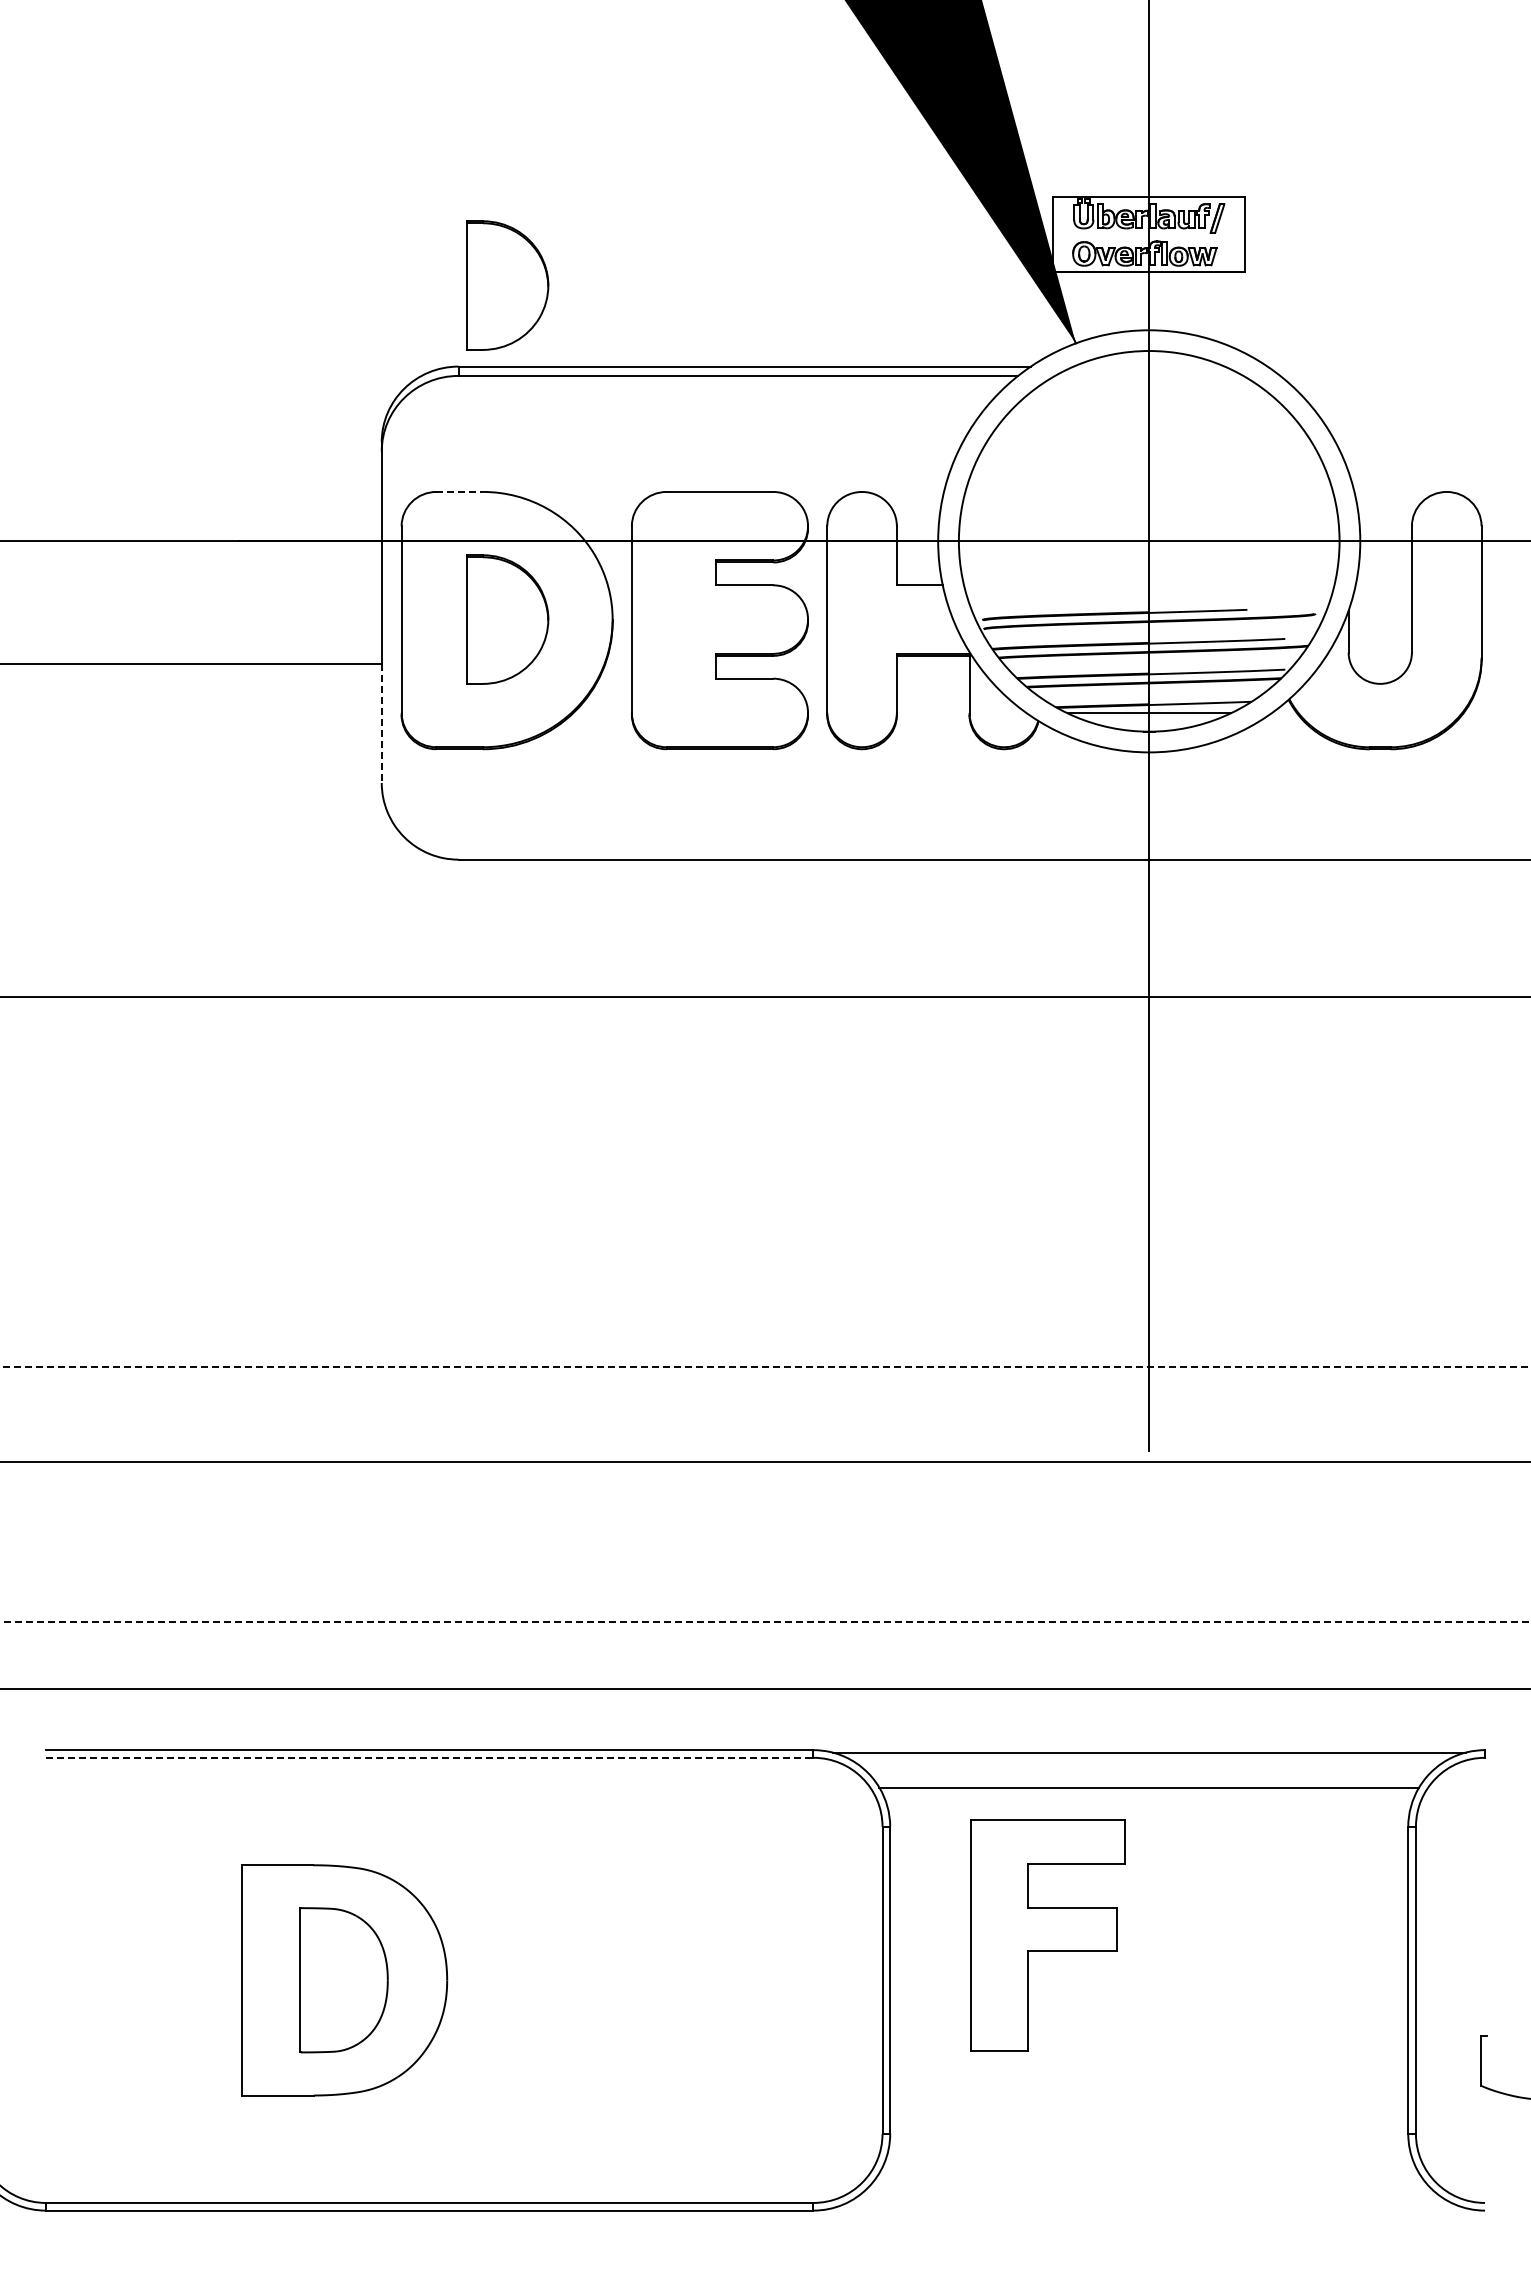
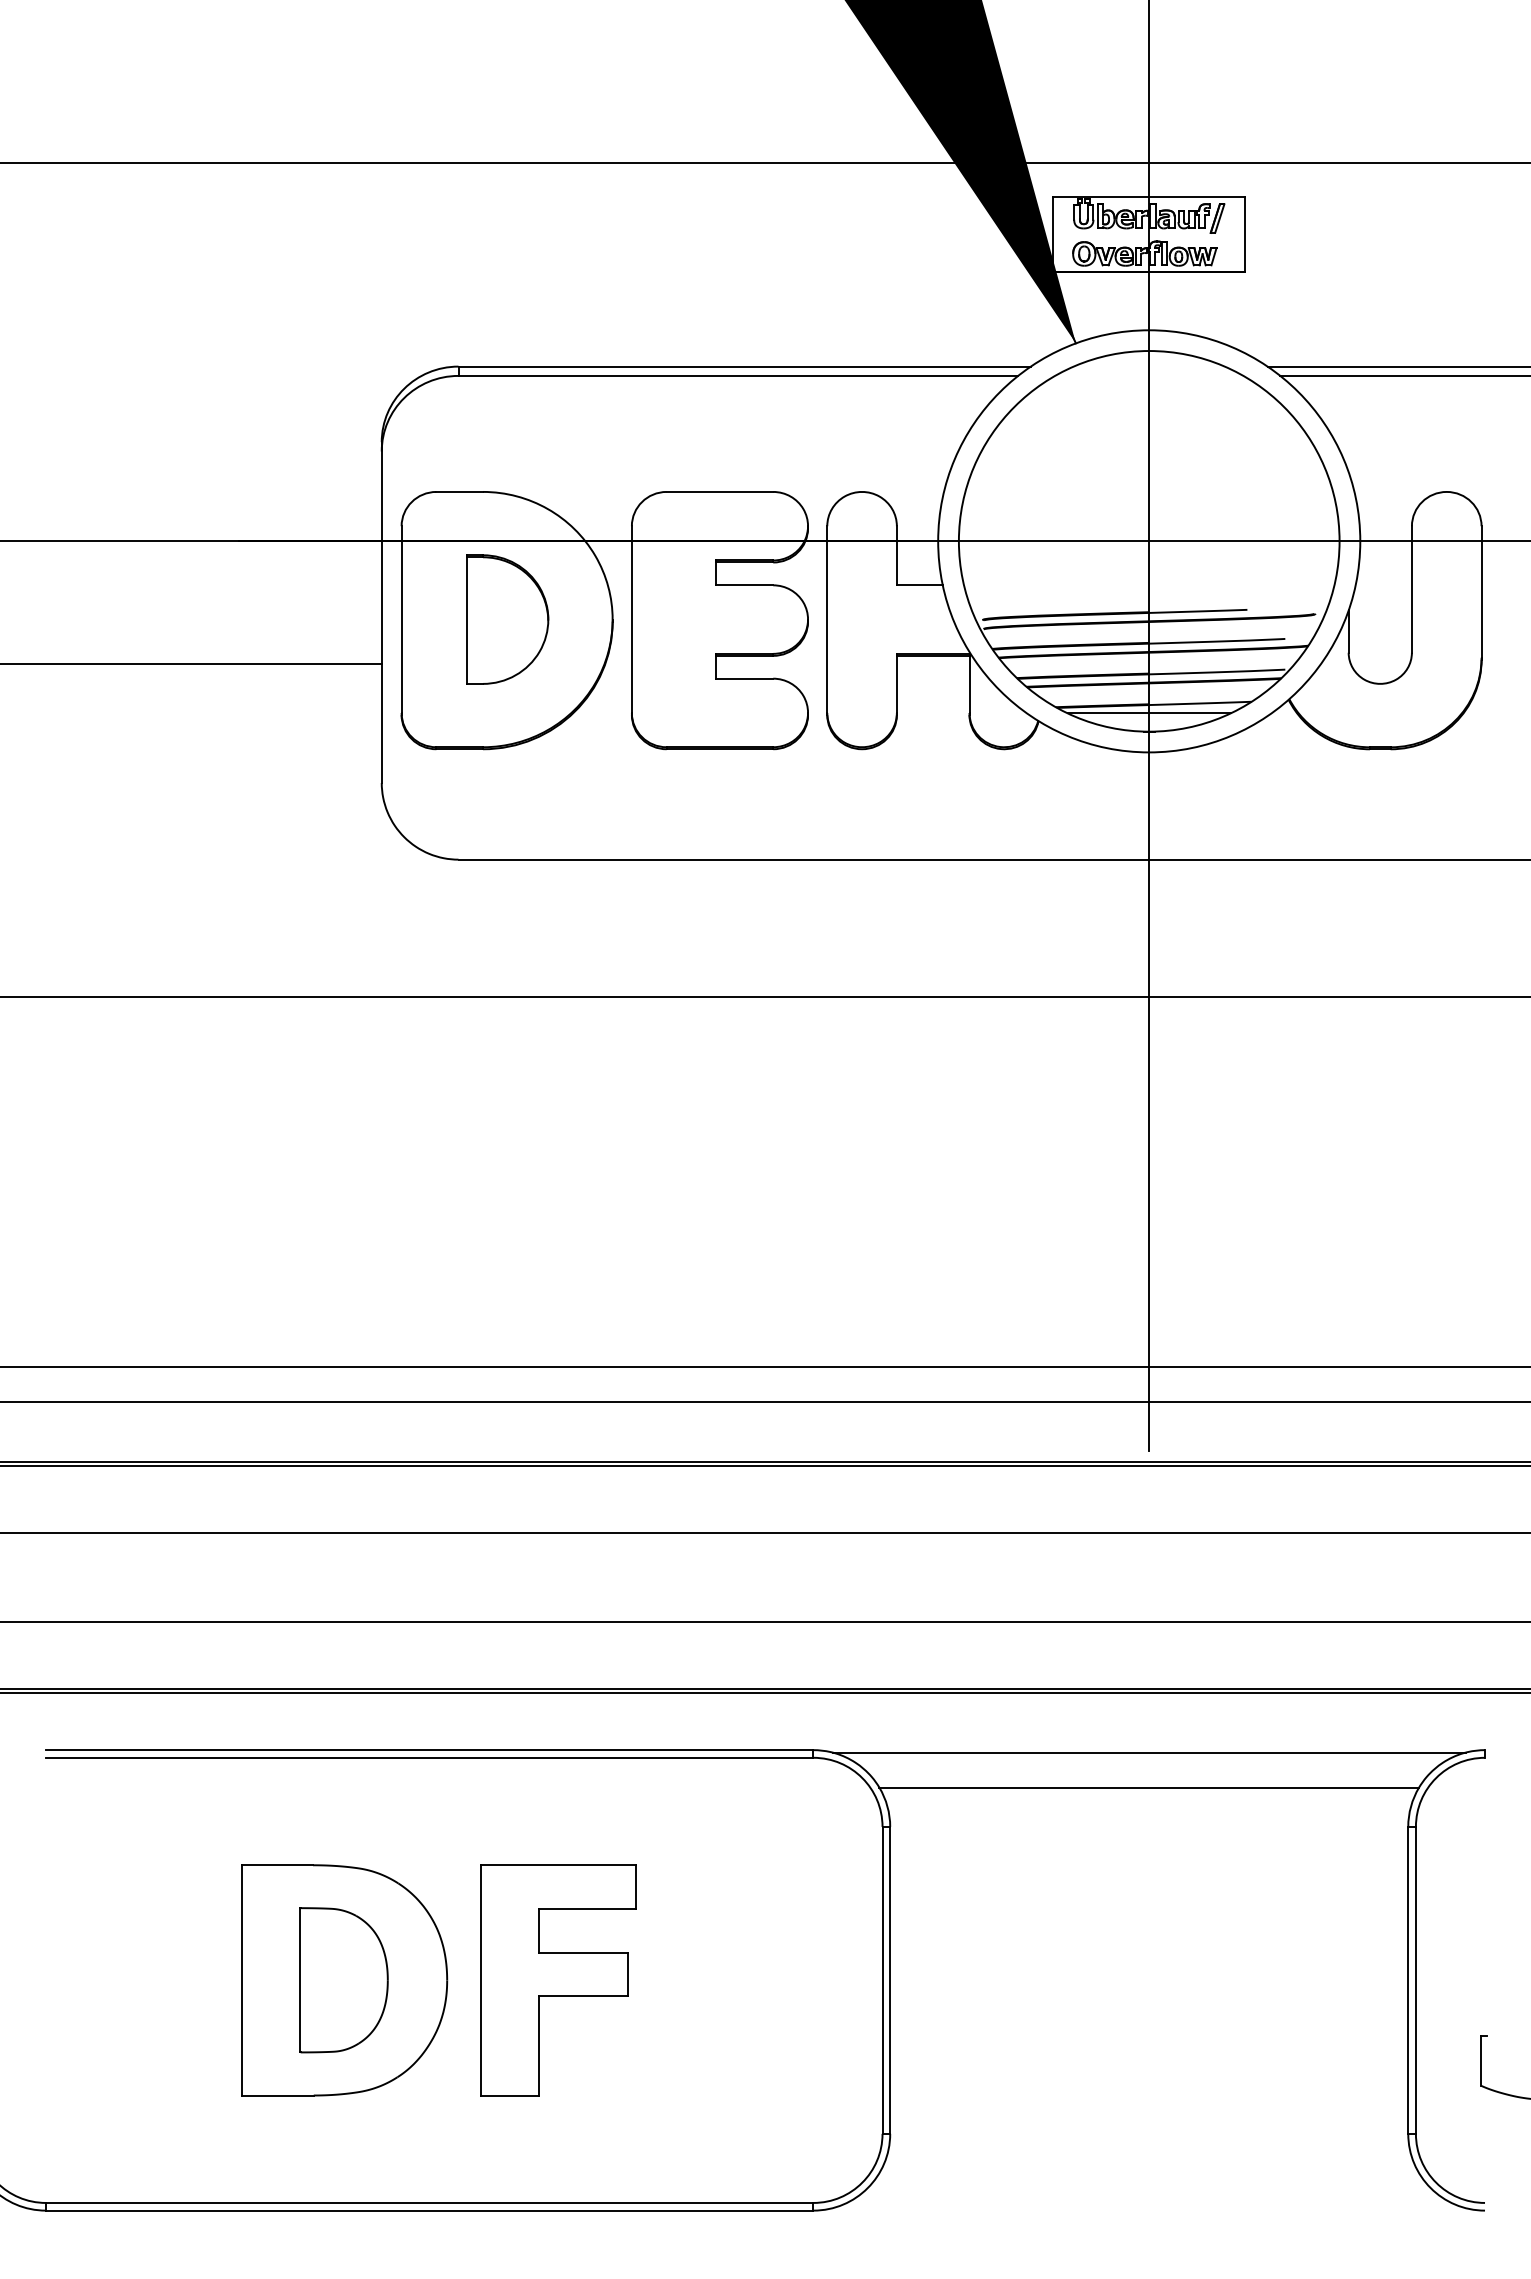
line: none -> present (764, 163)
part: present -> none (507, 285)
line: none -> present (1397, 366)
line: none -> present (1403, 375)
line: dashed -> solid (460, 491)
line: dashed -> solid (381, 723)
line: dashed -> solid (765, 1367)
line: none -> present (764, 1402)
line: none -> present (764, 1465)
line: none -> present (764, 1533)
line: dashed -> solid (765, 1621)
line: none -> present (764, 1693)
line: dashed -> solid (429, 1757)
part position: (1047, 1935) -> (558, 1980) (558, 1980)
